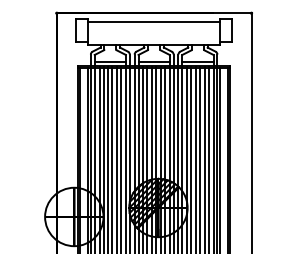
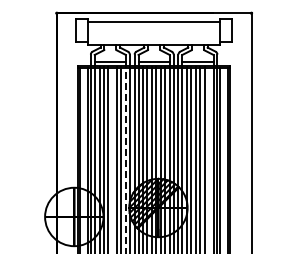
line: present -> none (112, 158)
line: present -> none (208, 158)
line: solid -> dashed (125, 160)
